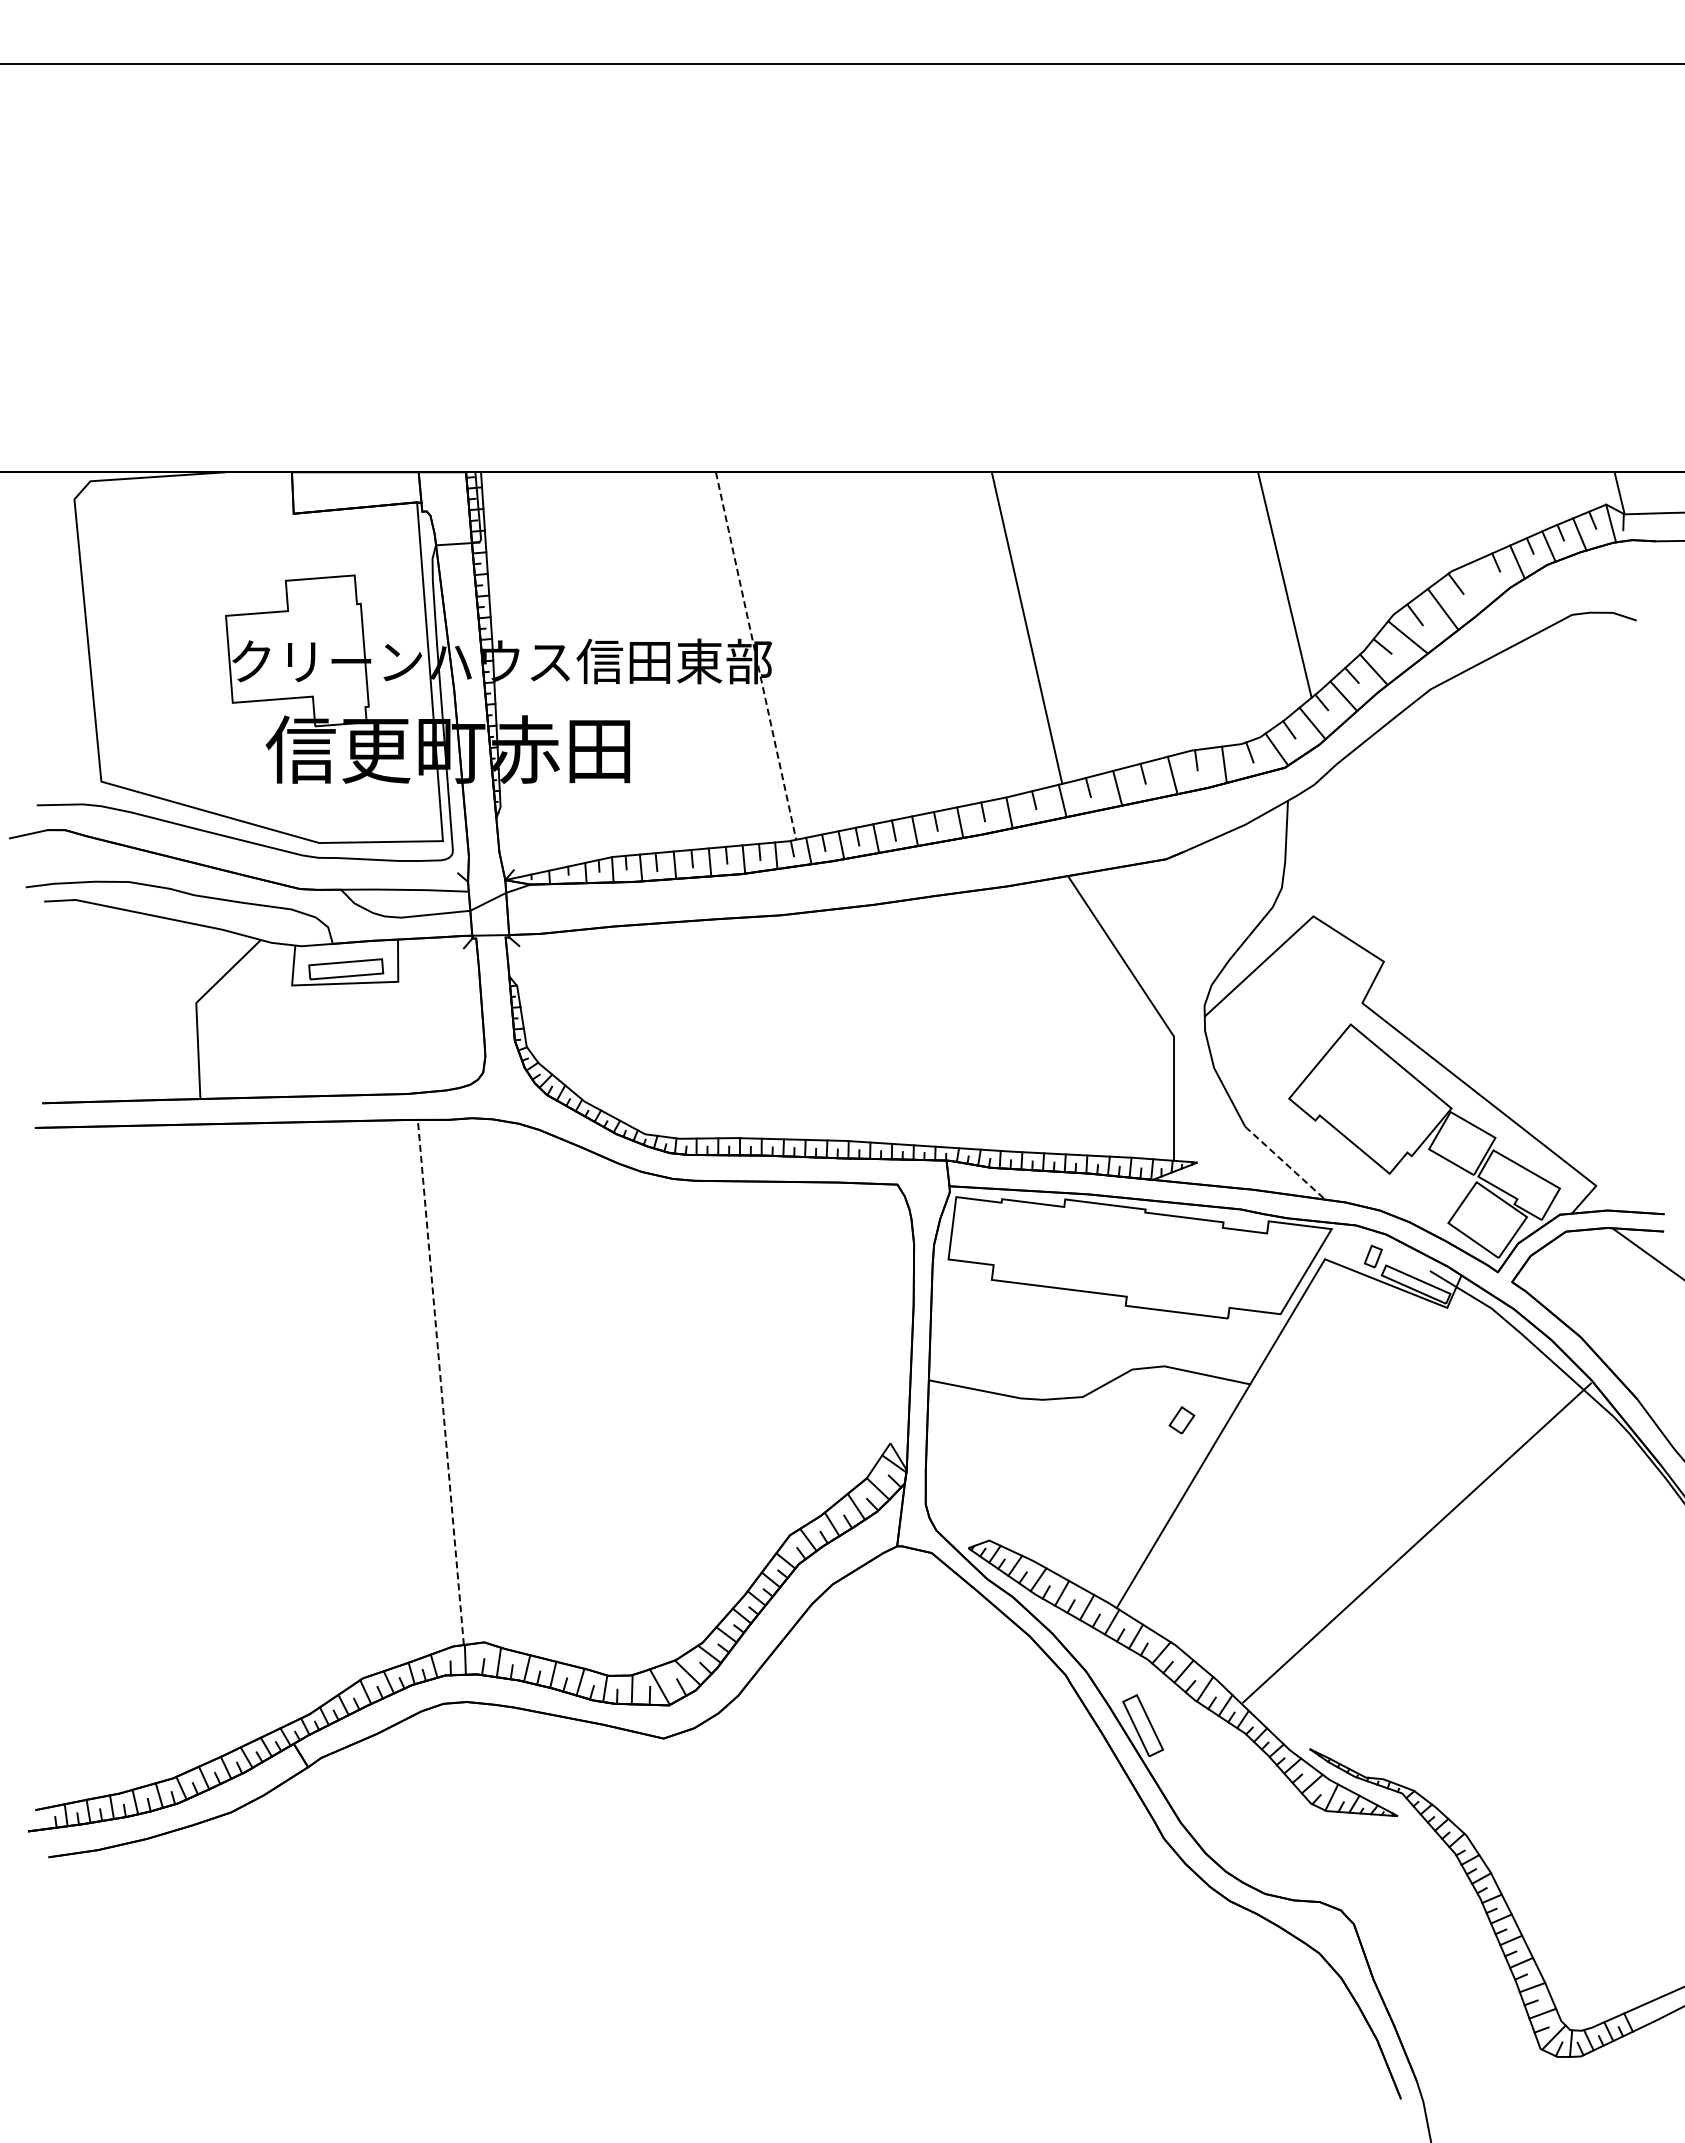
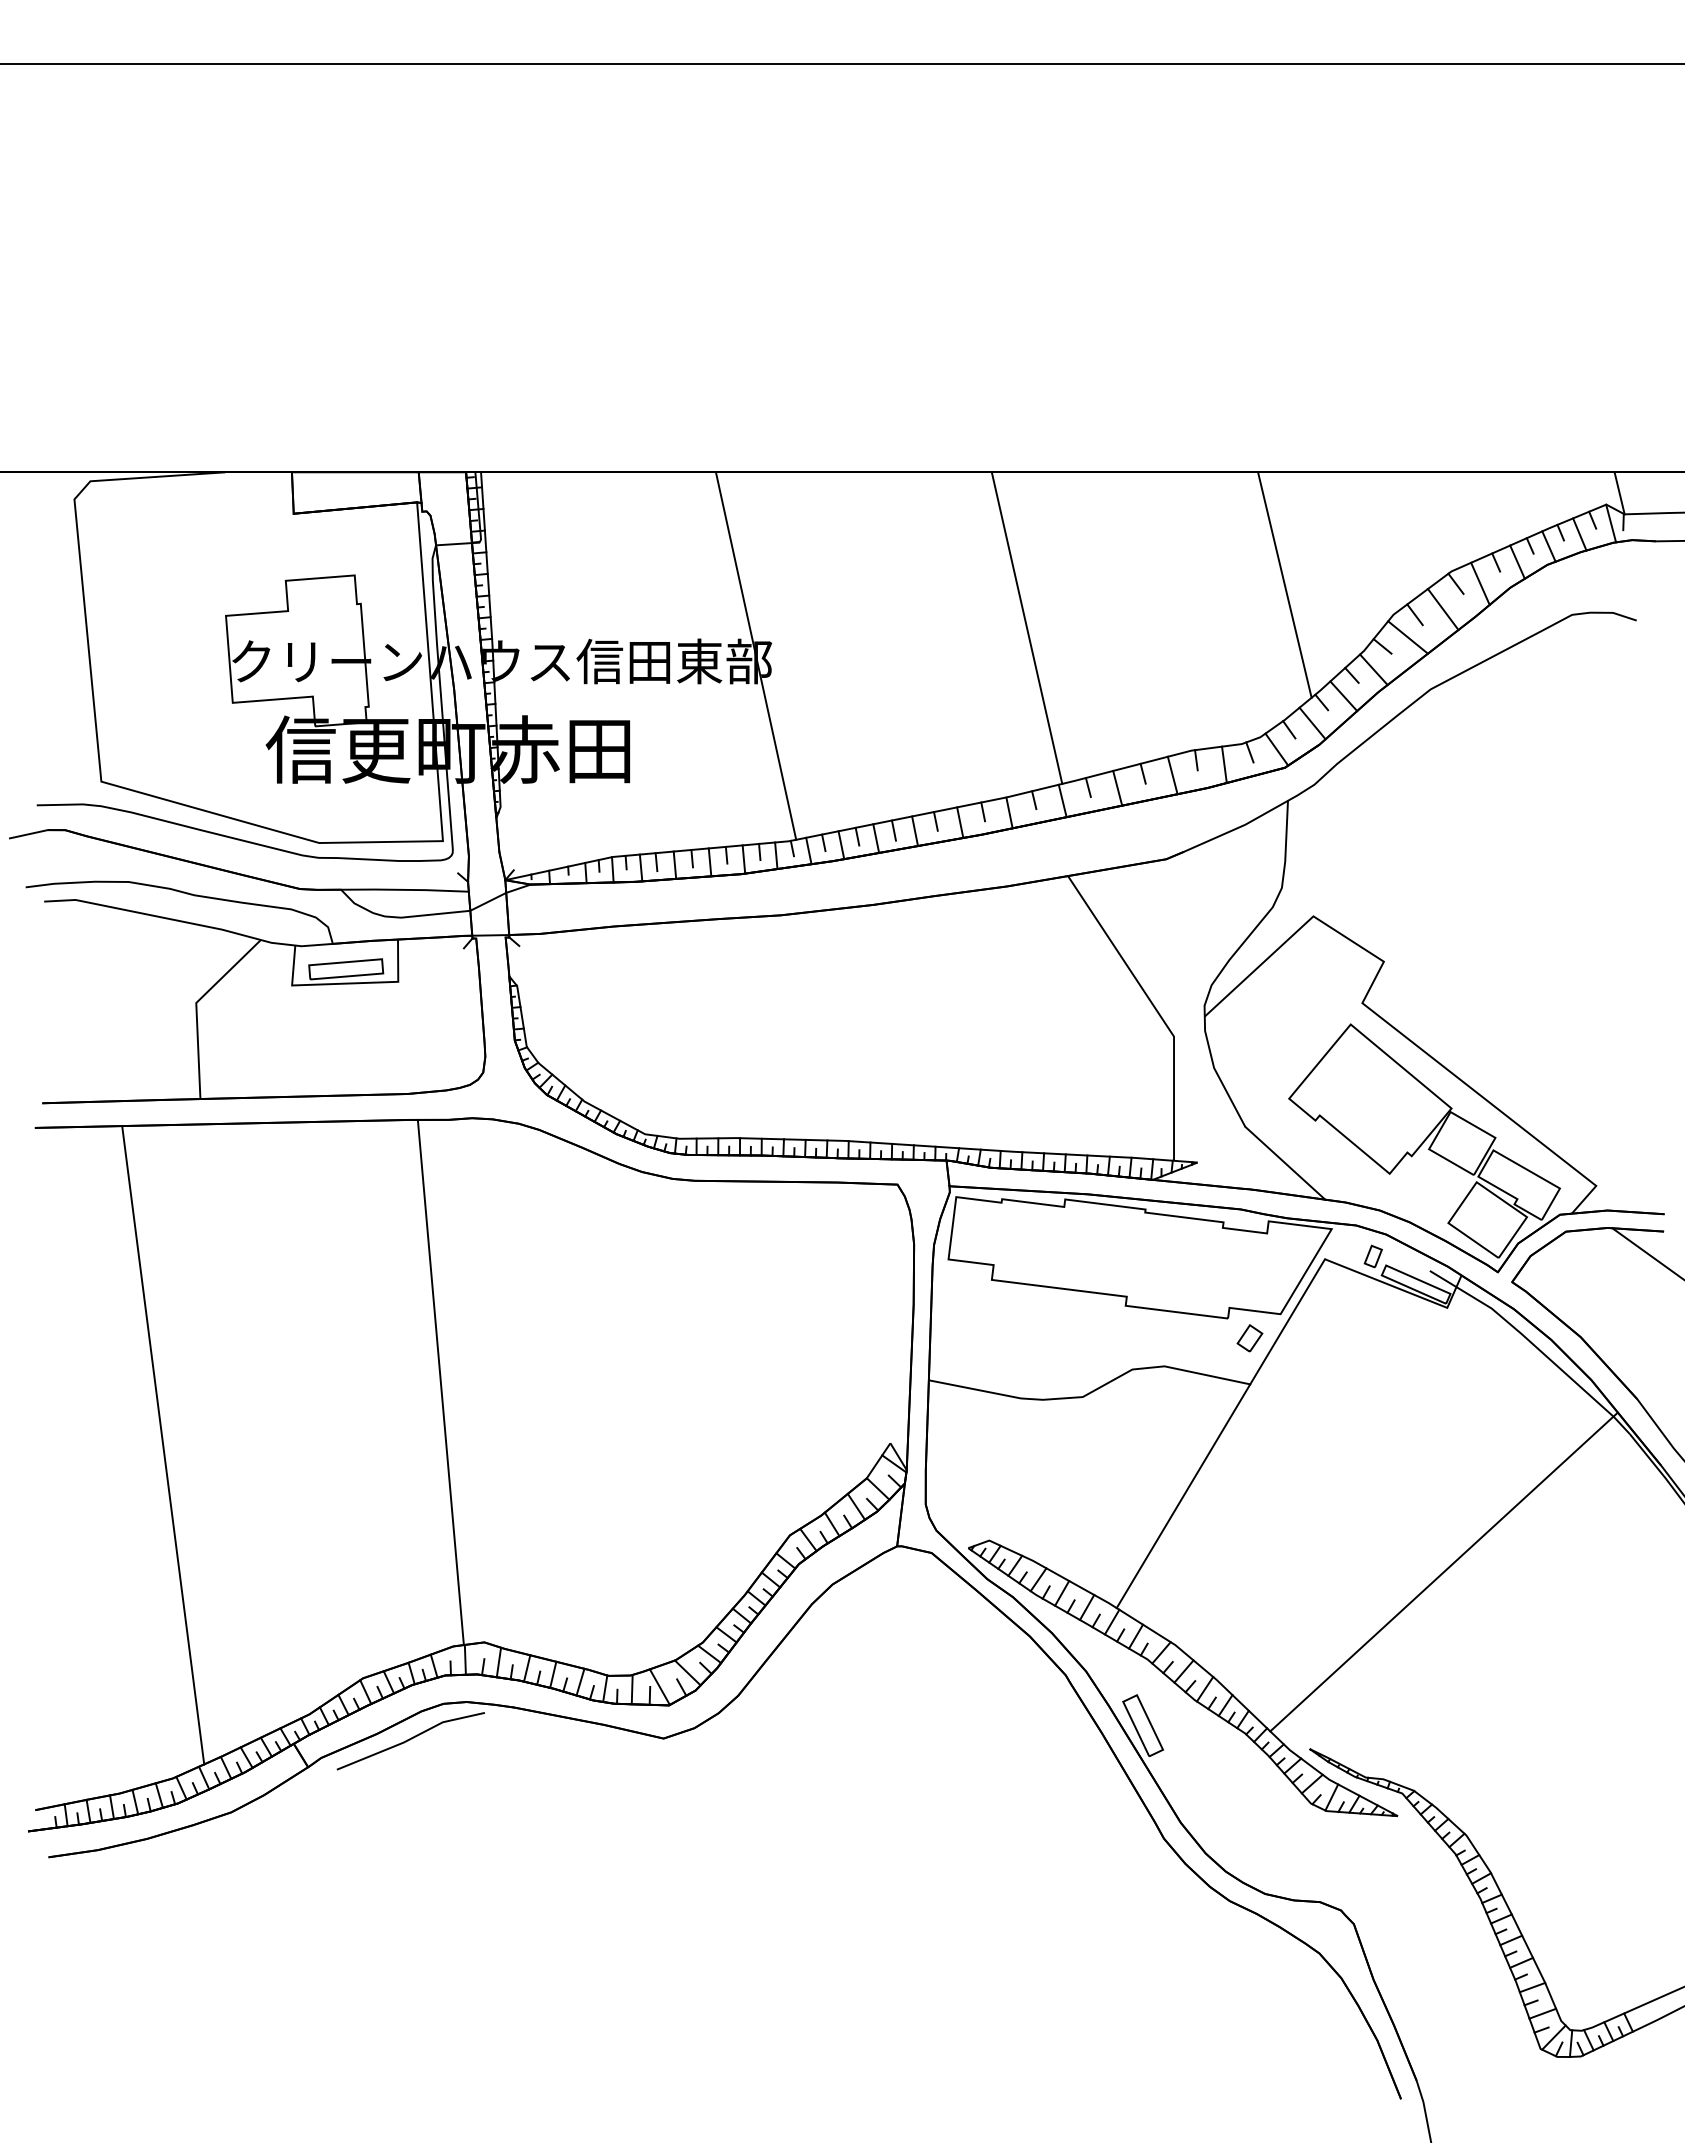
line: none -> present (1480, 583)
line: dashed -> solid (756, 656)
line: dashed -> solid (1285, 1163)
line: dashed -> solid (440, 1382)
part position: (1181, 1420) -> (1249, 1338) (1249, 1338)
line: none -> present (163, 1445)
line position: (1416, 1542) -> (1443, 1571) (1443, 1571)
line: none -> present (410, 1740)
